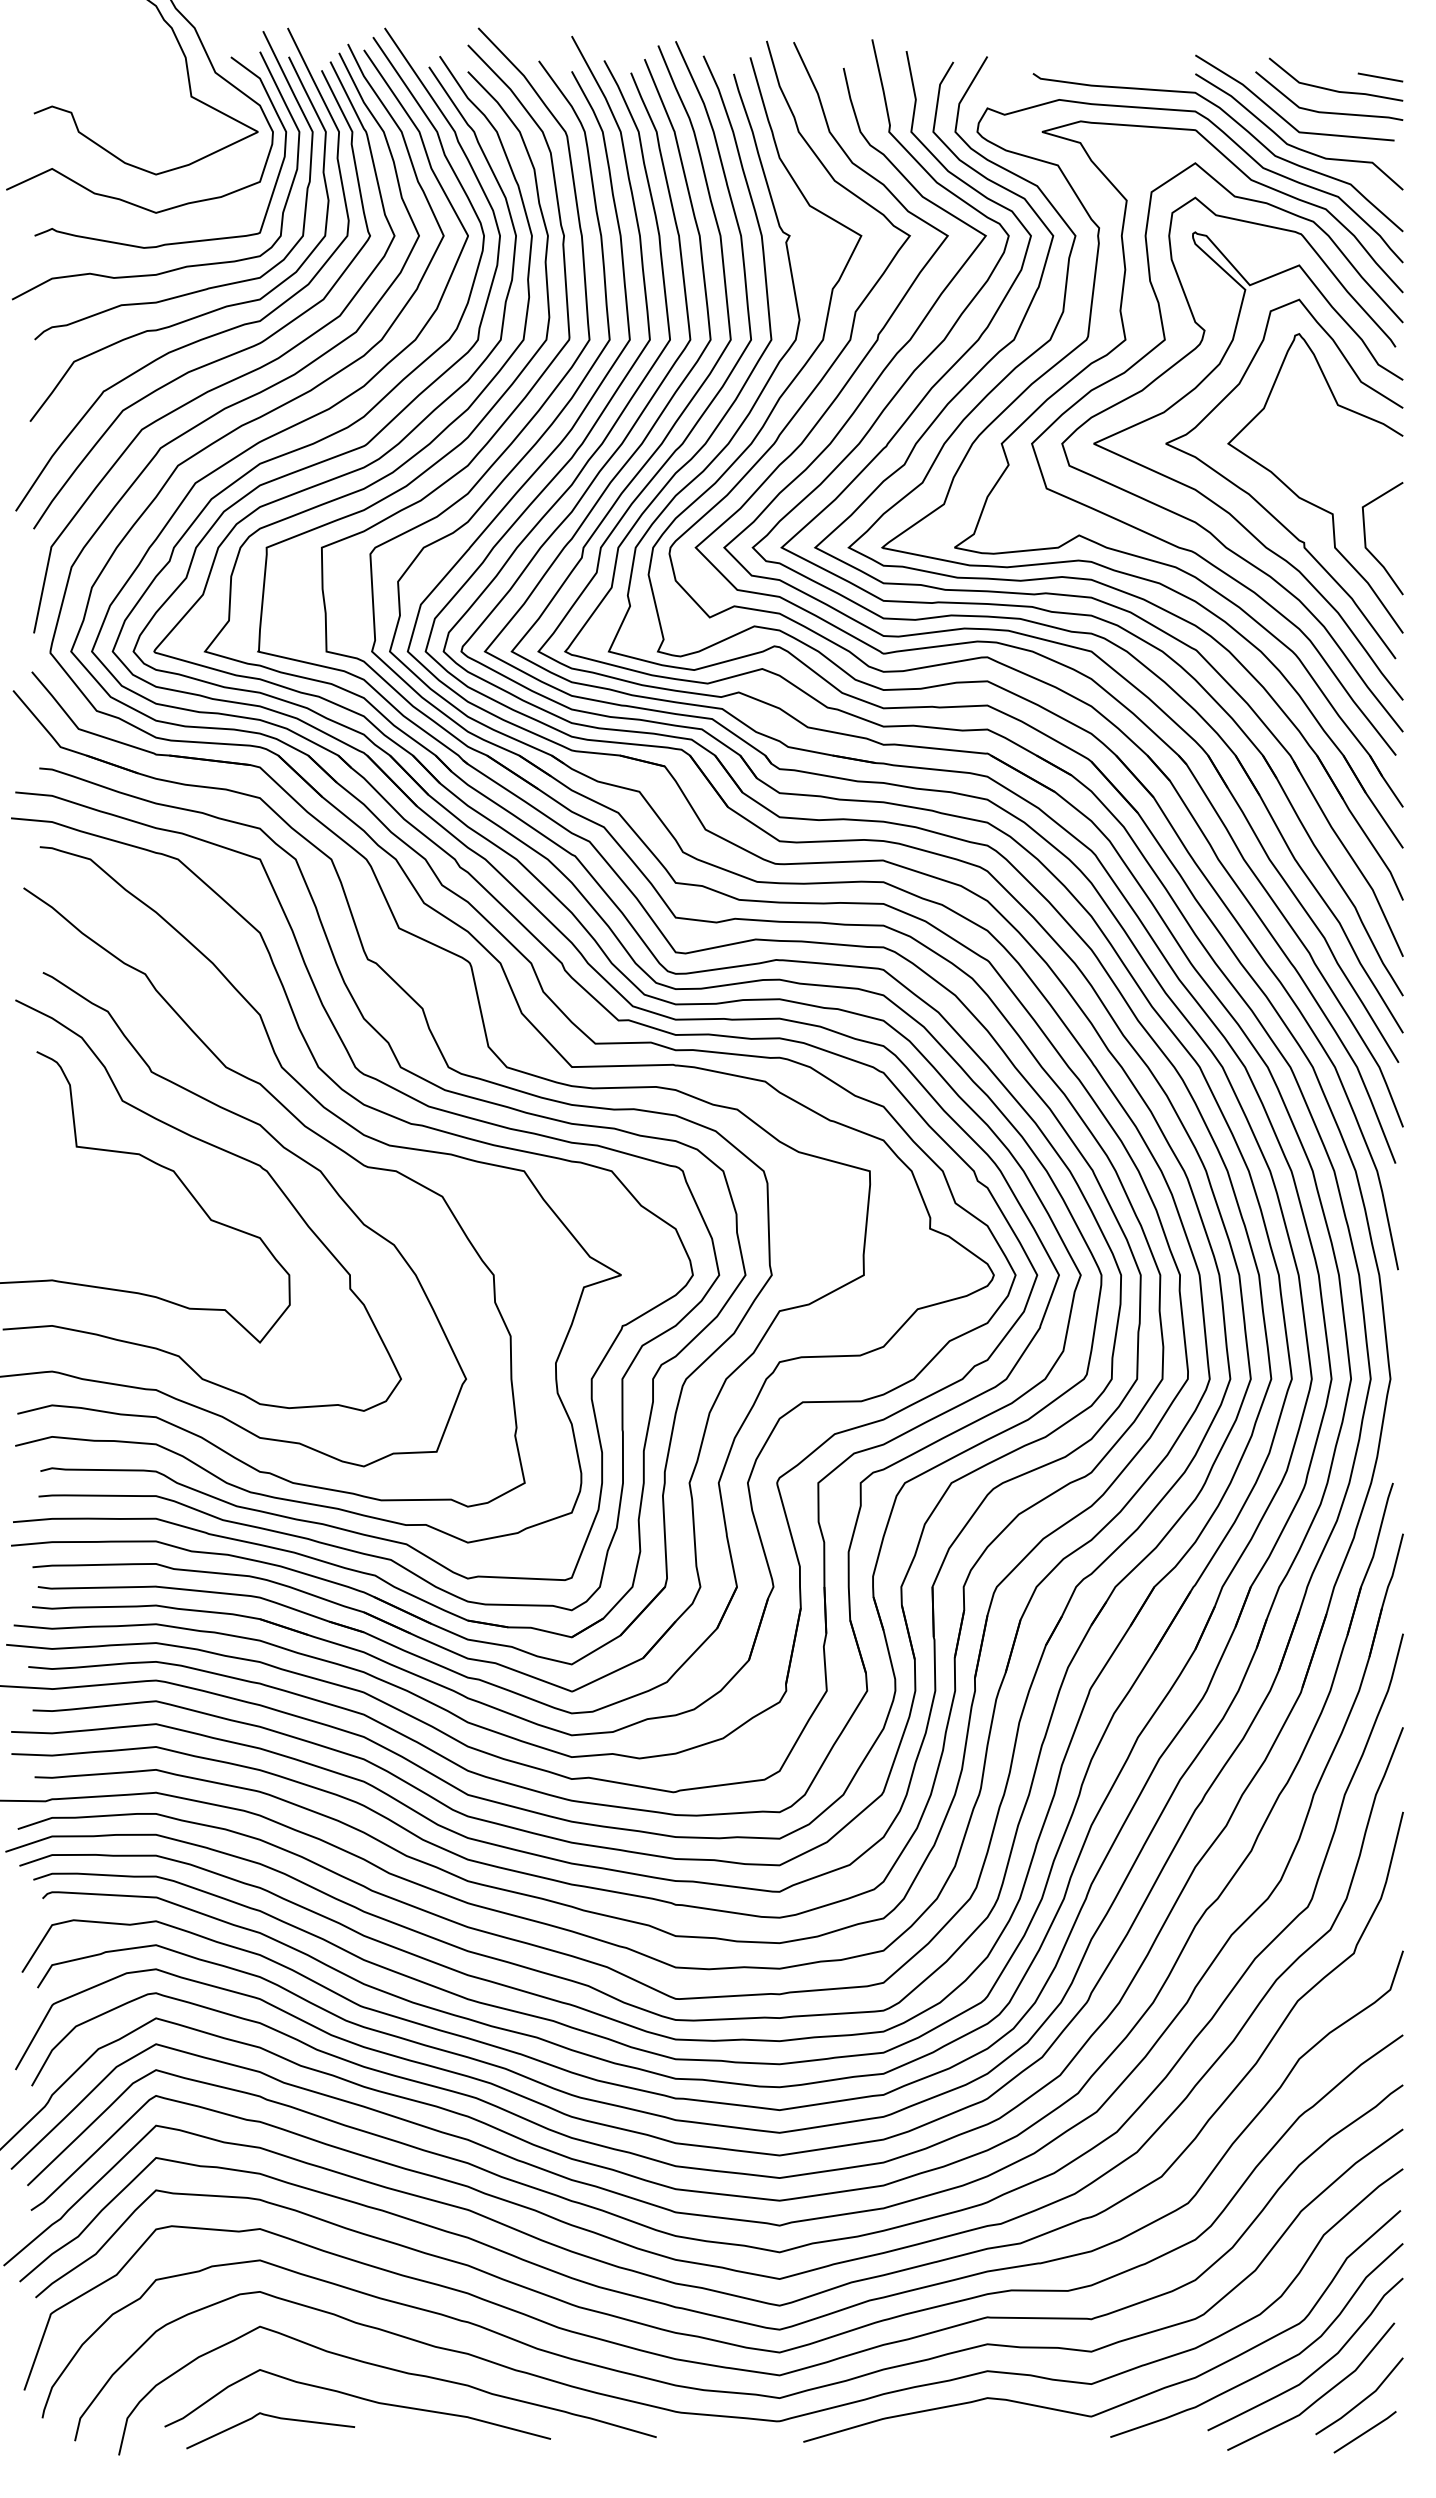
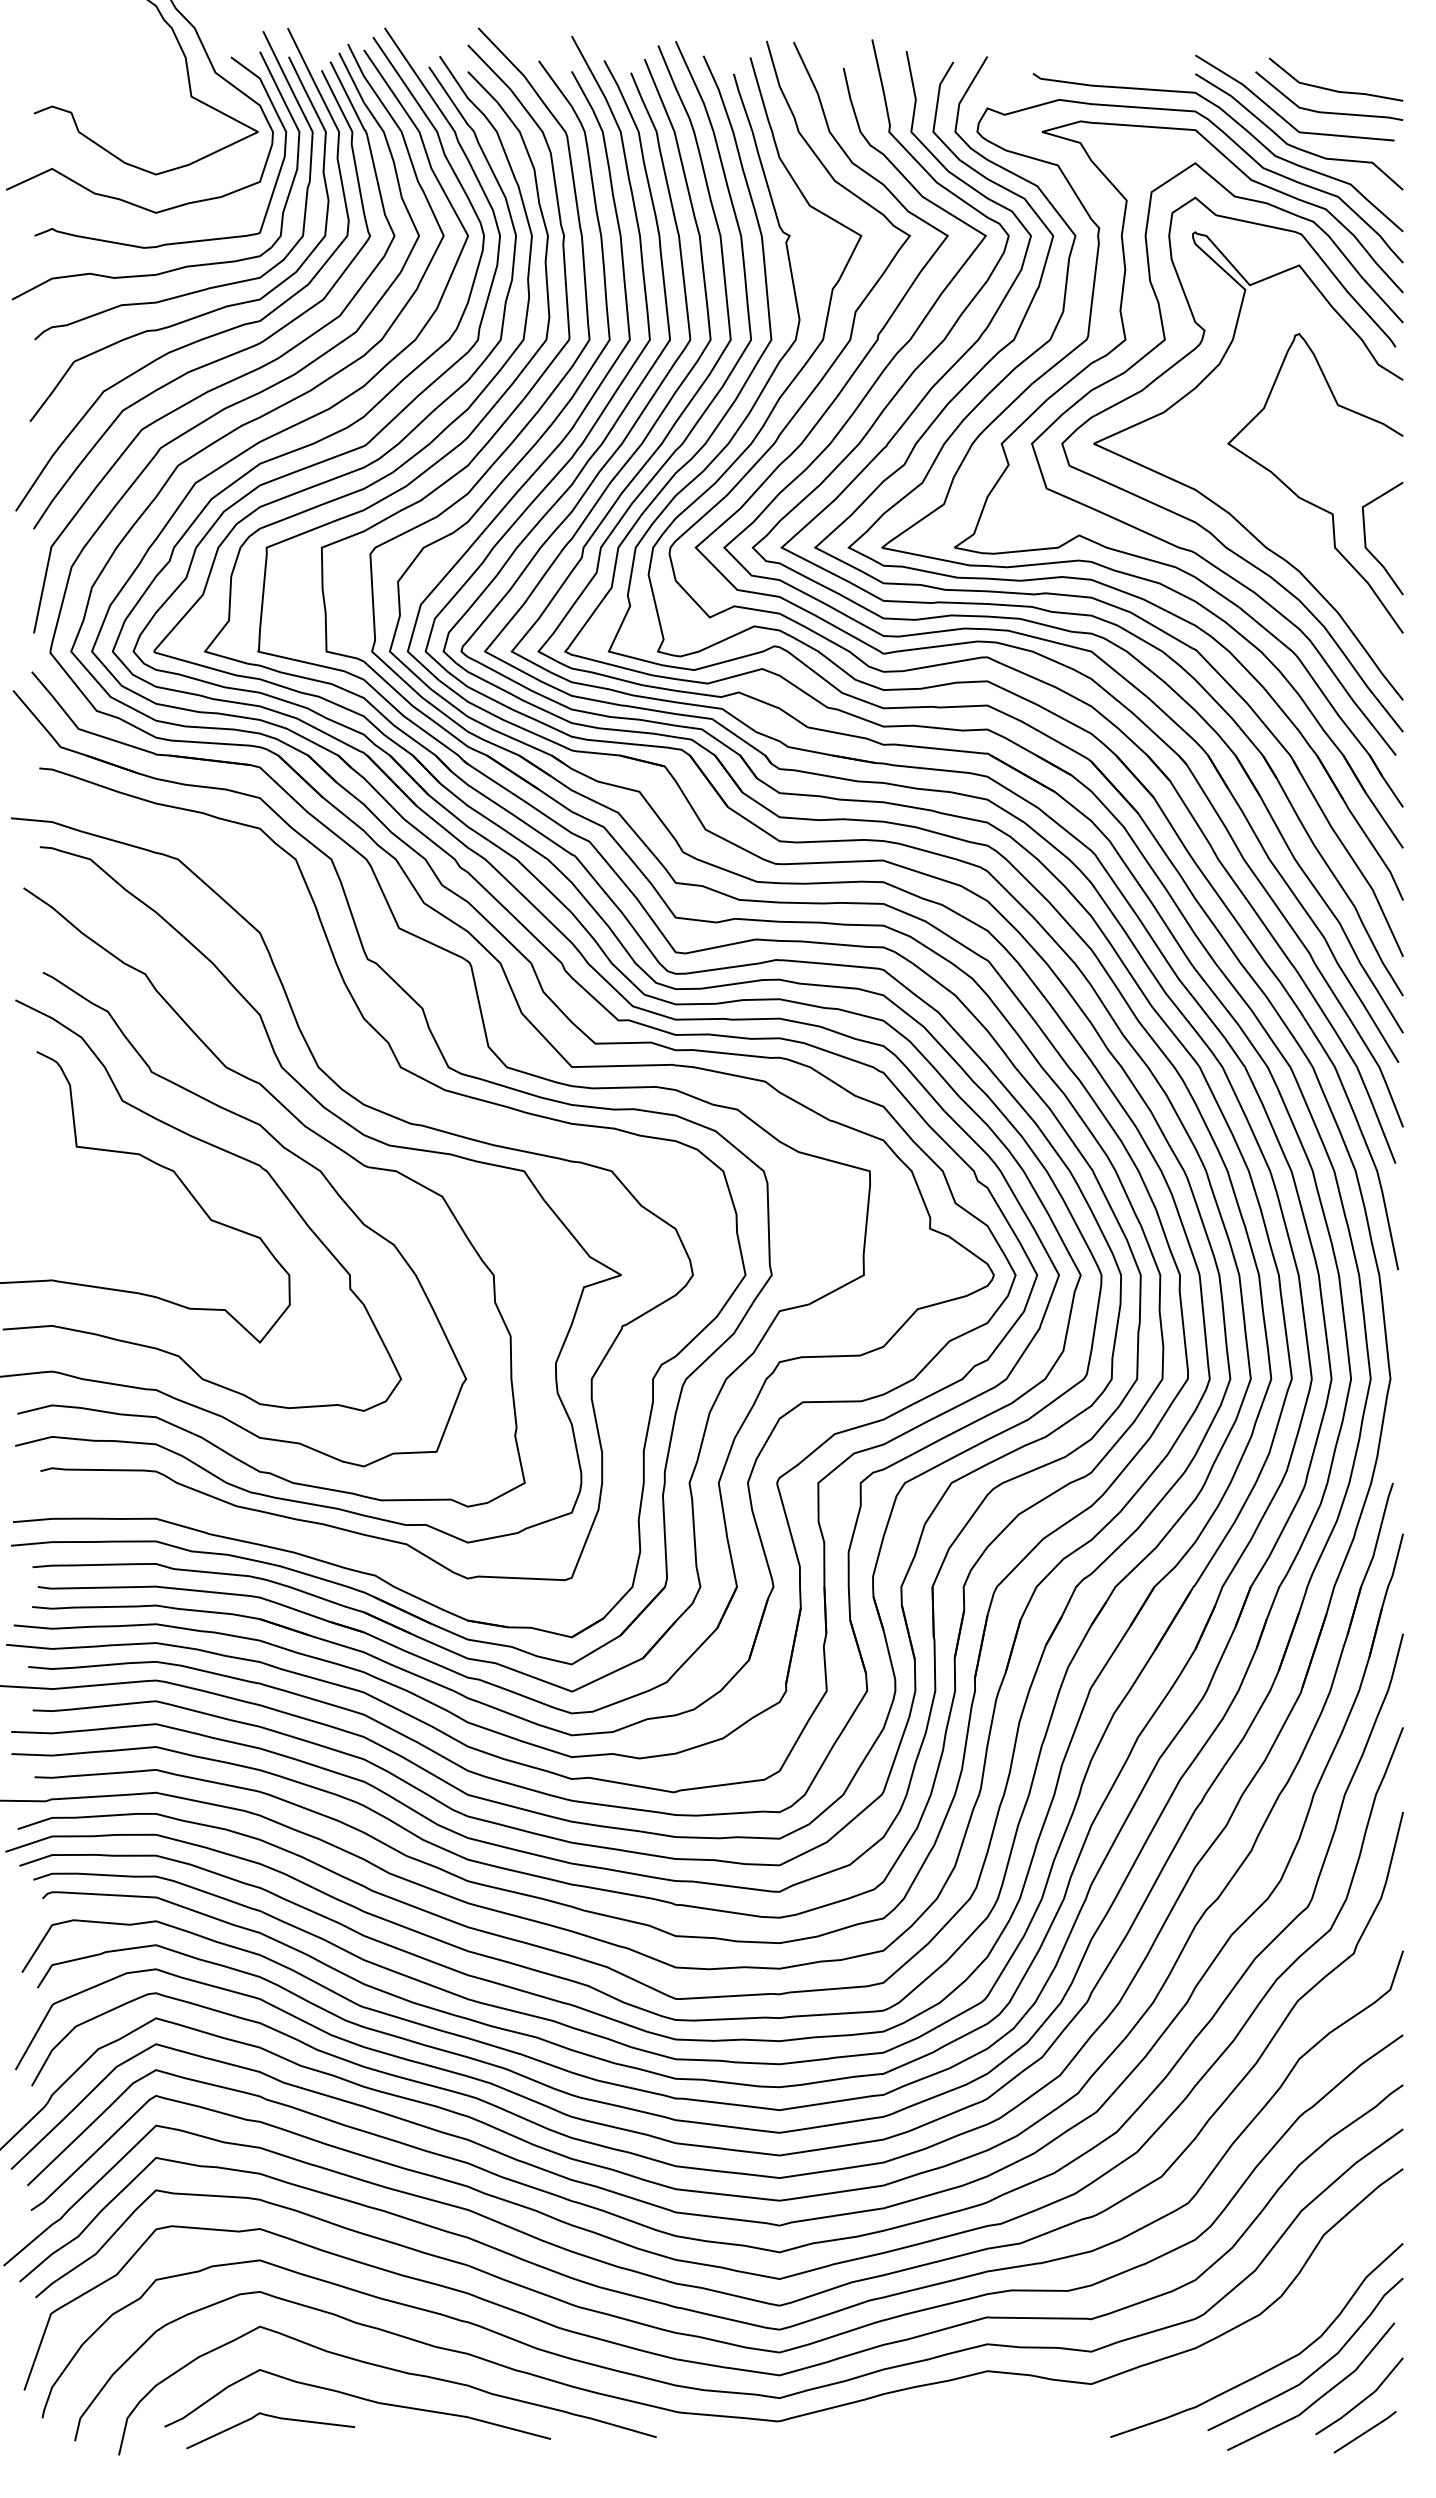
line: present -> none (1380, 77)
curve: present -> none (1259, 502)
curve: present -> none (416, 1101)
curve: present -> none (1131, 2399)
